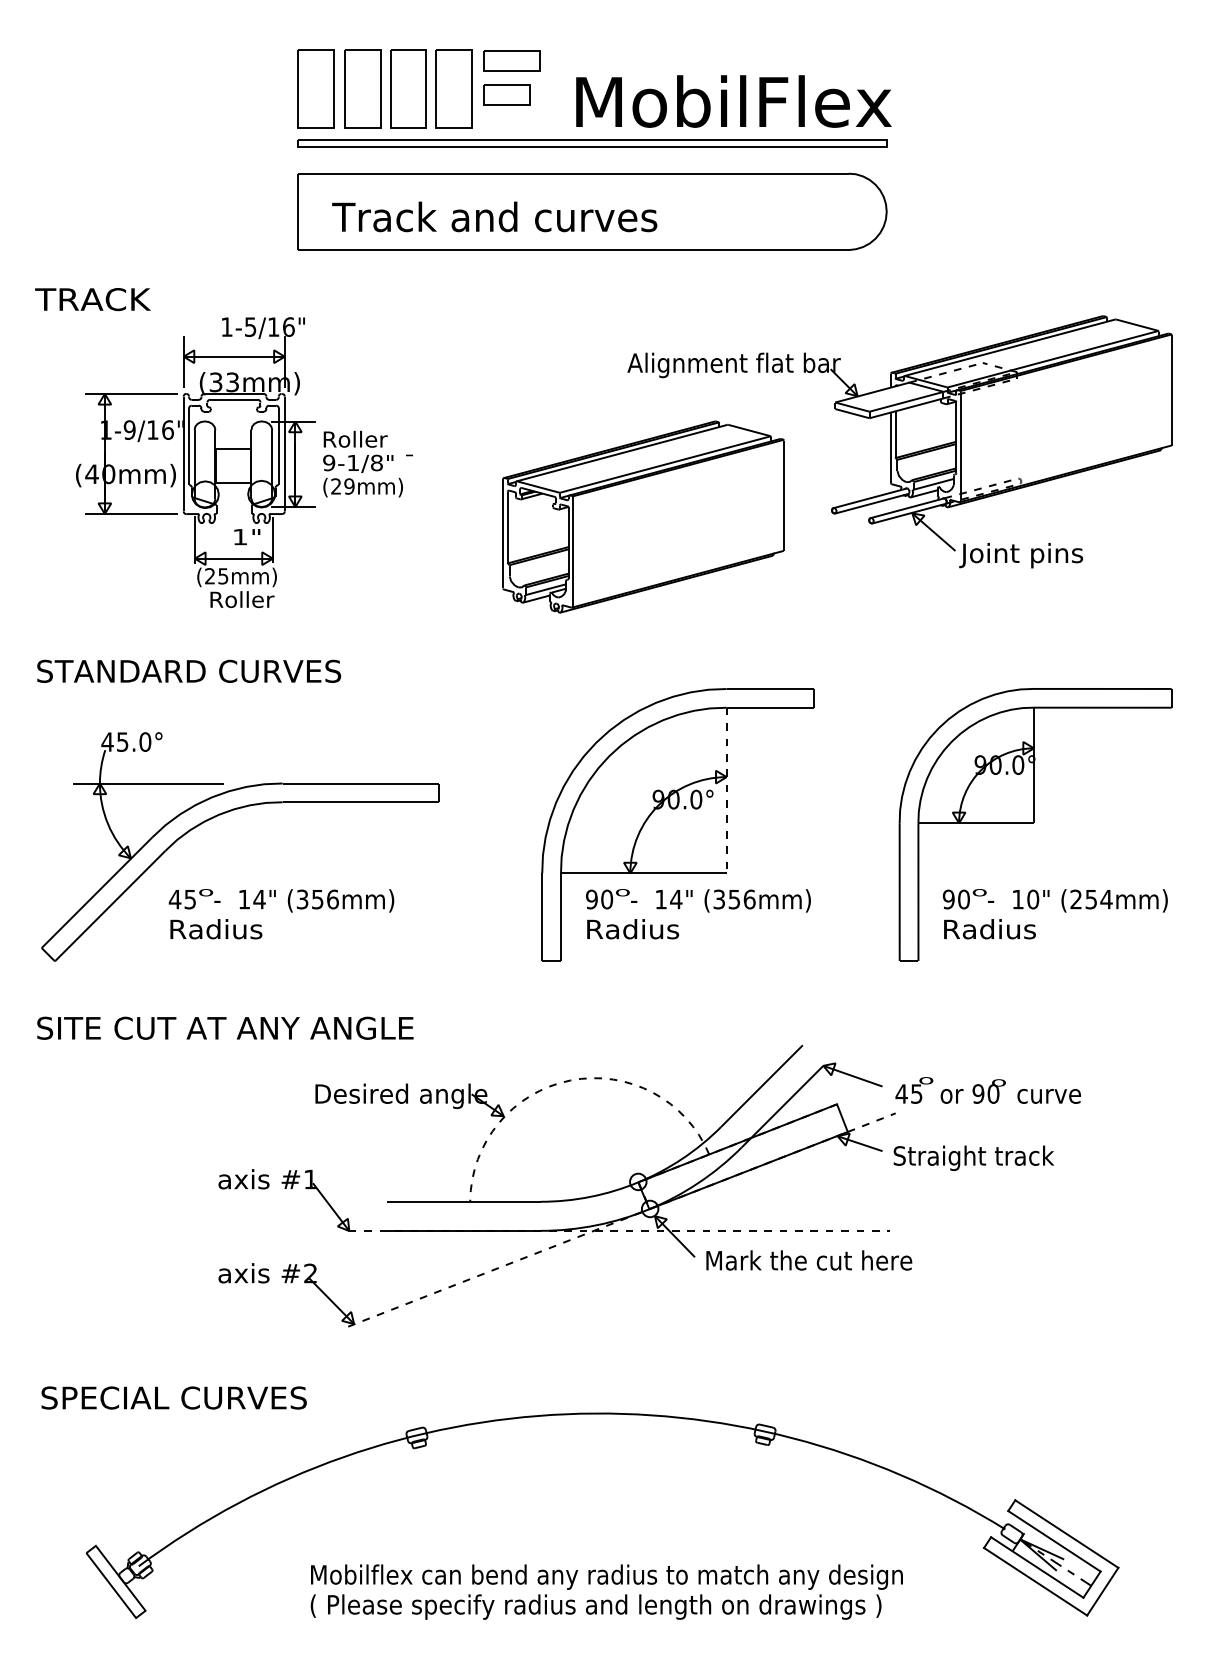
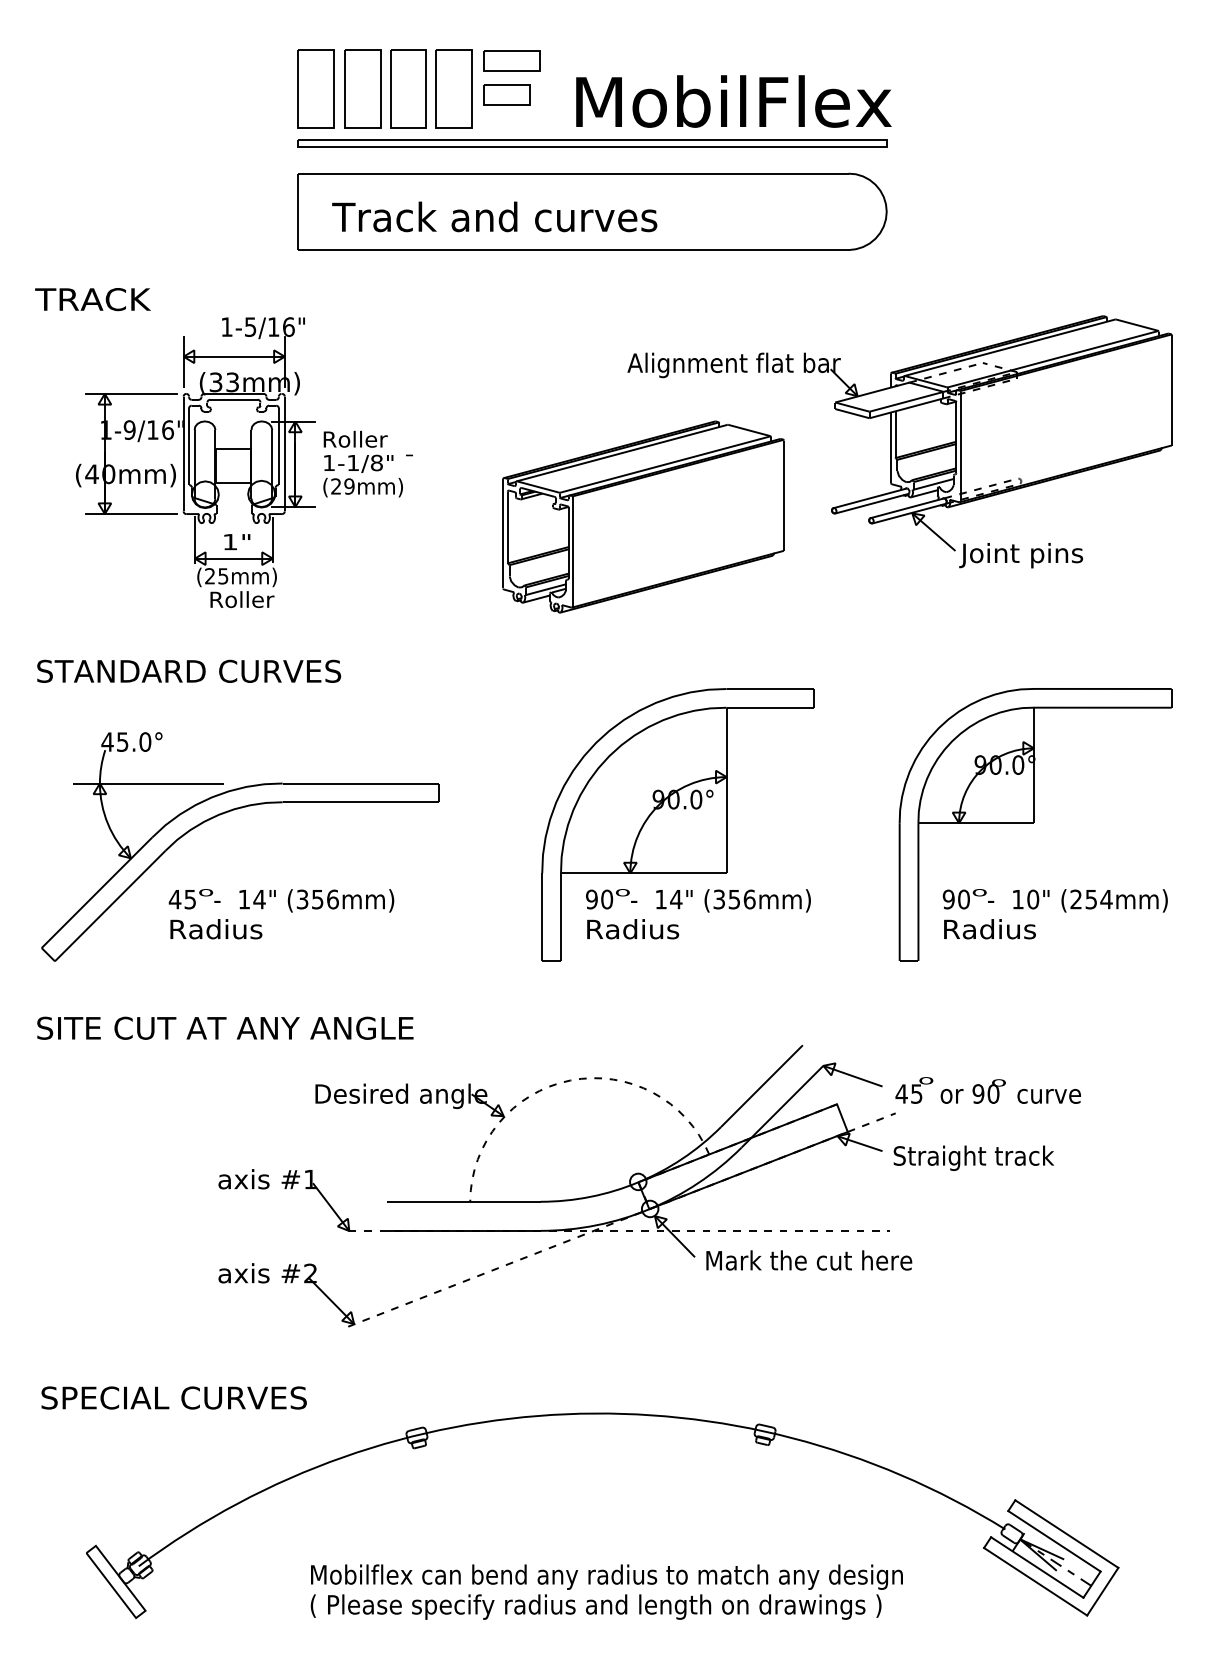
text: 9-1/8" -> 1-1/8" (329, 462)
text position: (247, 537) -> (237, 542) (237, 542)
line: dashed -> solid (726, 790)
